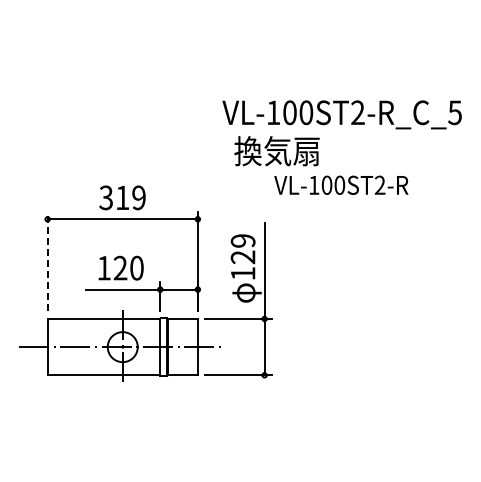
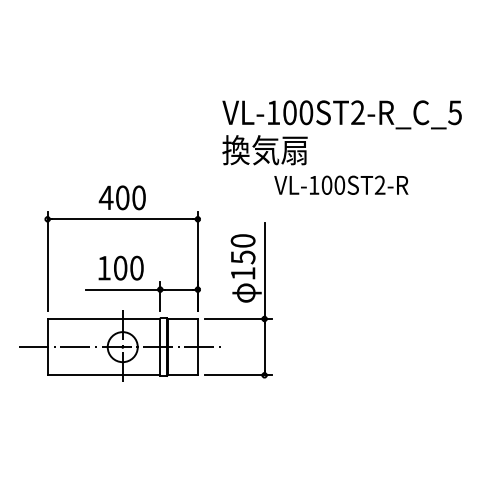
text position: (276, 151) -> (264, 150) (264, 150)
text: 319 -> 400 (121, 197)
text: 129 -> 150 (242, 249)
line: dashed -> solid (47, 261)
text: 120 -> 100 (120, 267)
